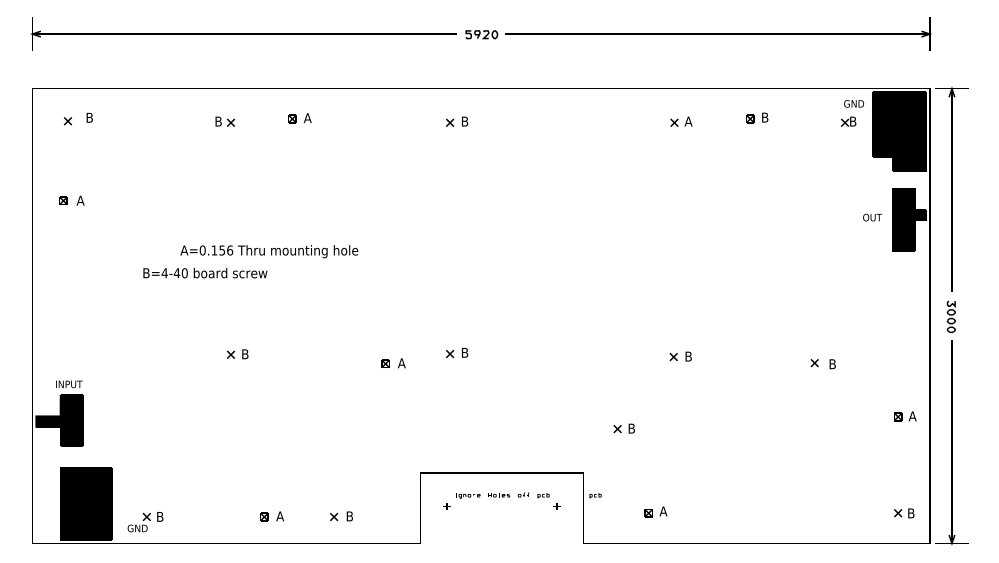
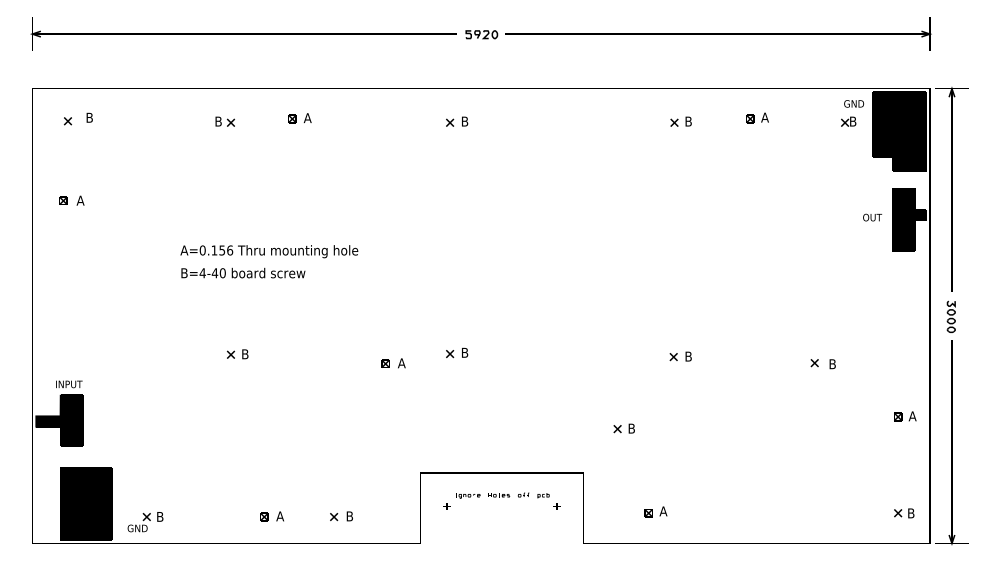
text: B -> A (764, 117)
text: A -> B (688, 121)
text position: (205, 272) -> (243, 272) (243, 272)
part: present -> none (595, 495)
